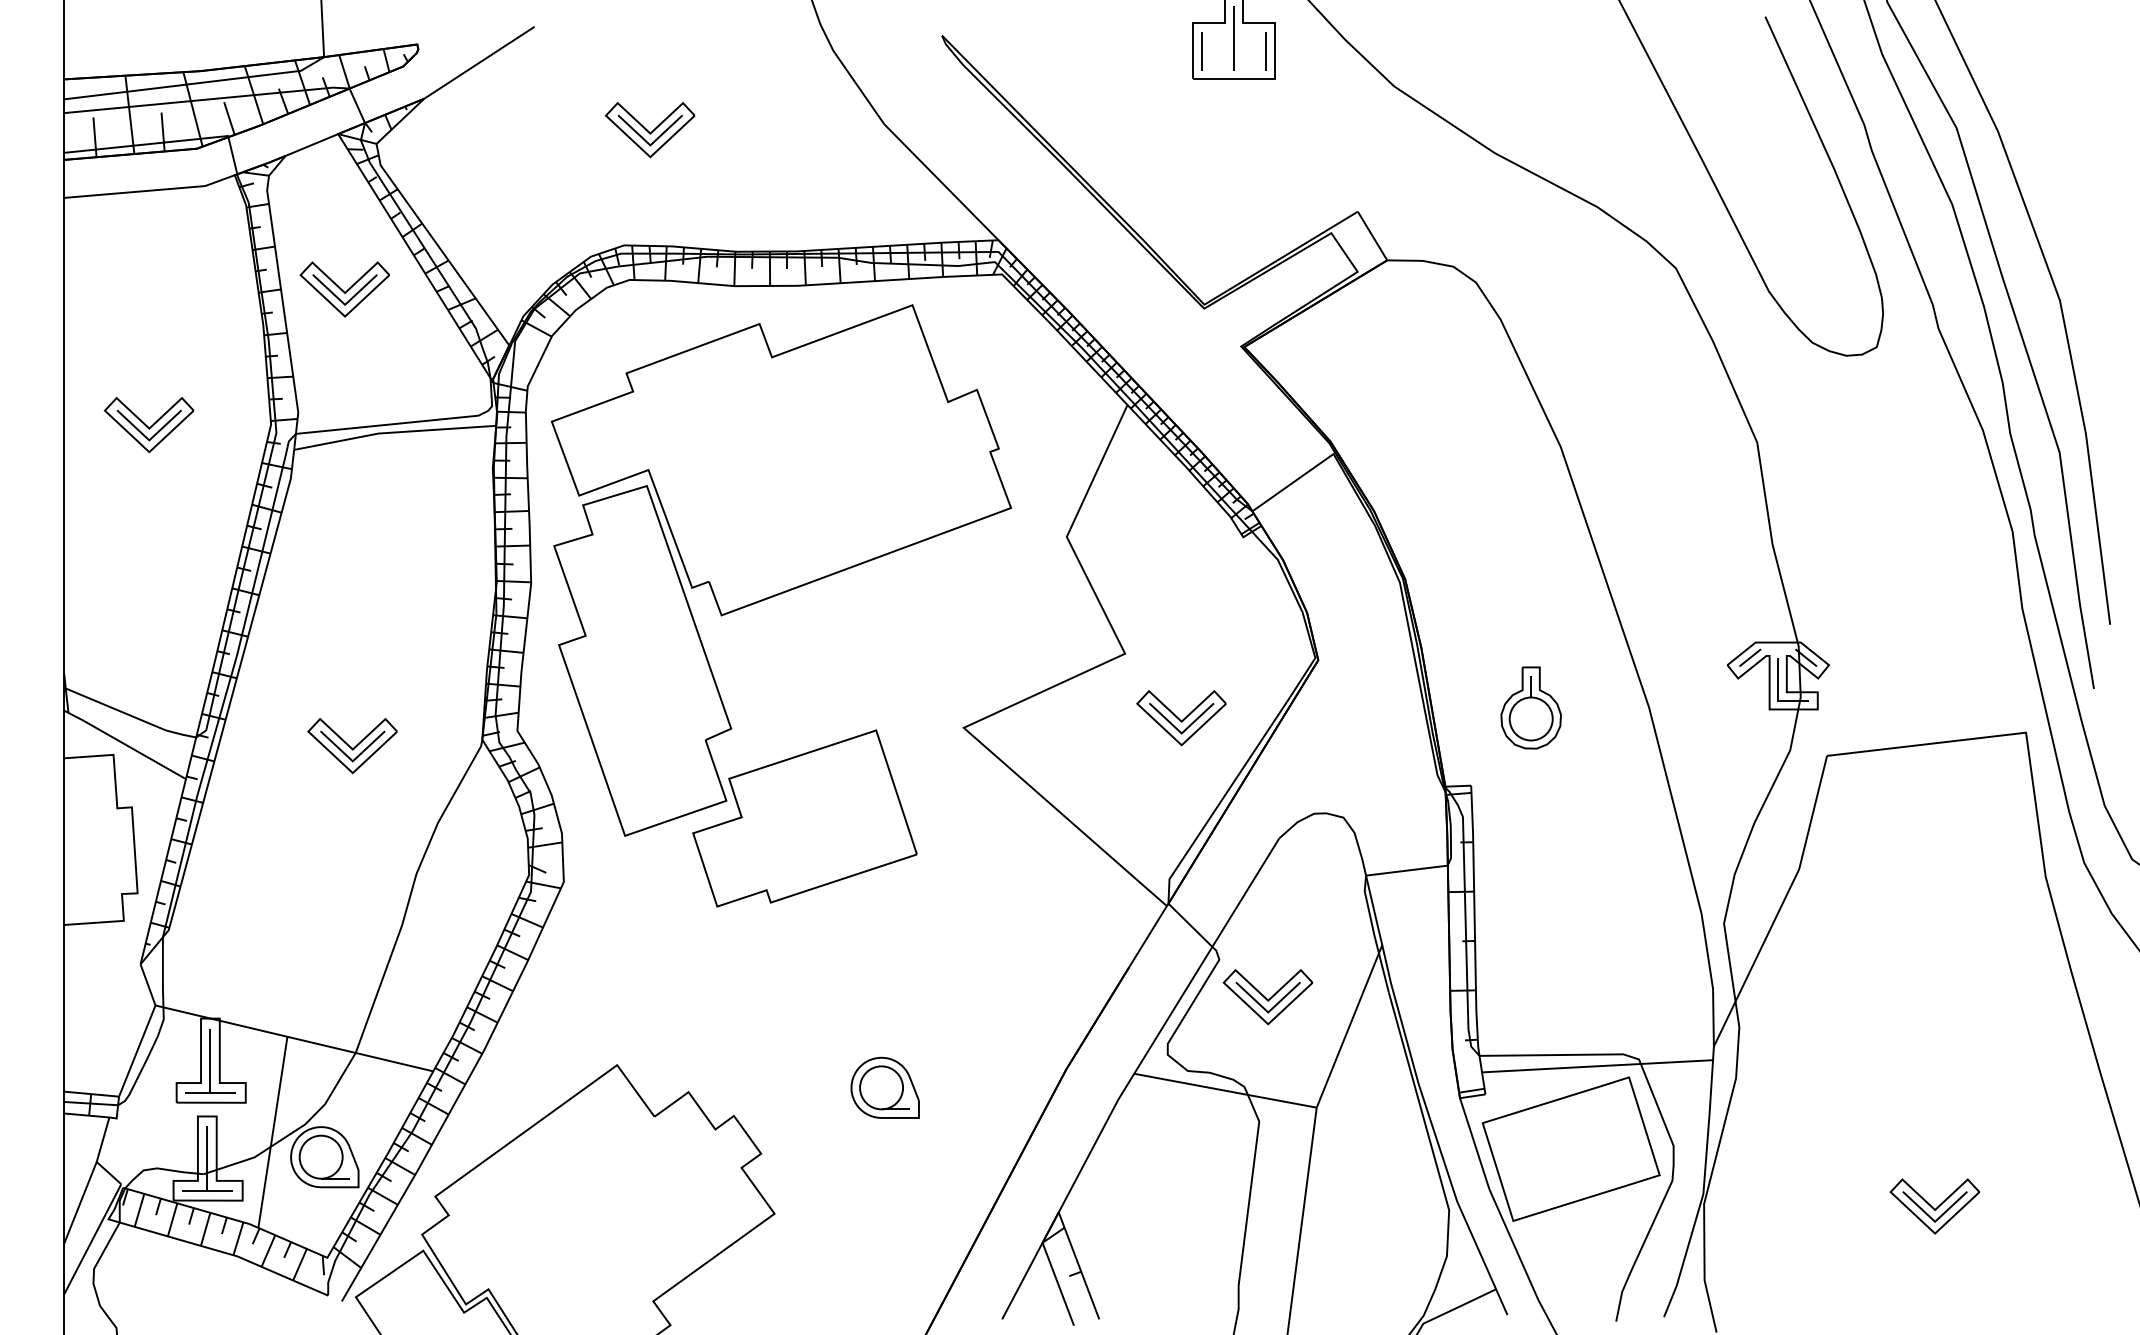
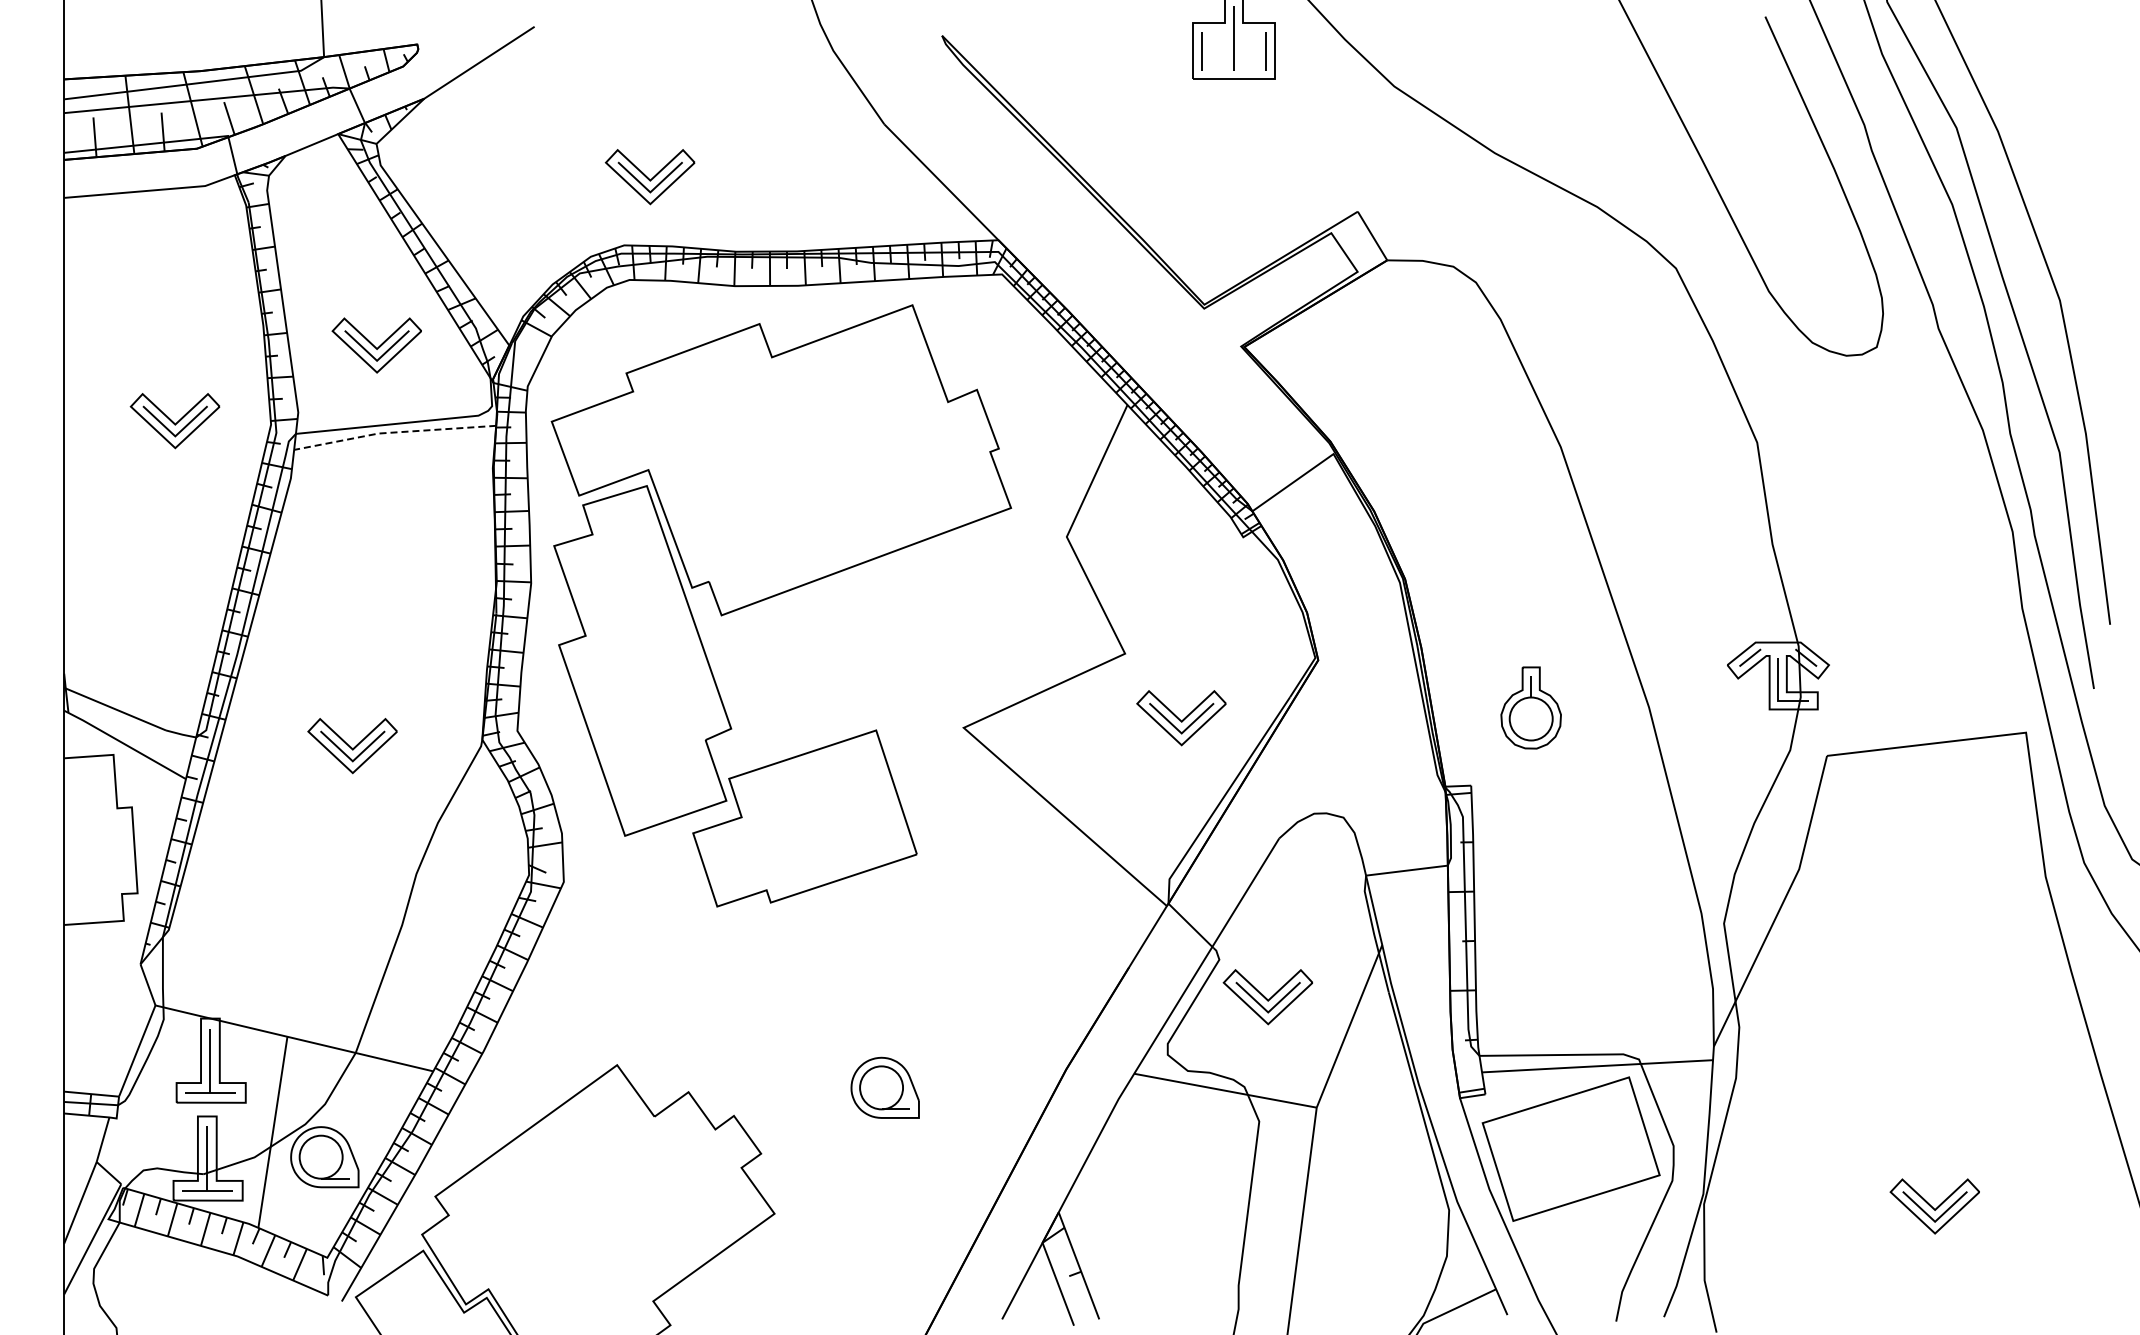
part position: (649, 130) -> (649, 177) (649, 177)
part position: (344, 289) -> (376, 345) (376, 345)
part position: (148, 425) -> (174, 421) (174, 421)
line: solid -> dashed (394, 432)
